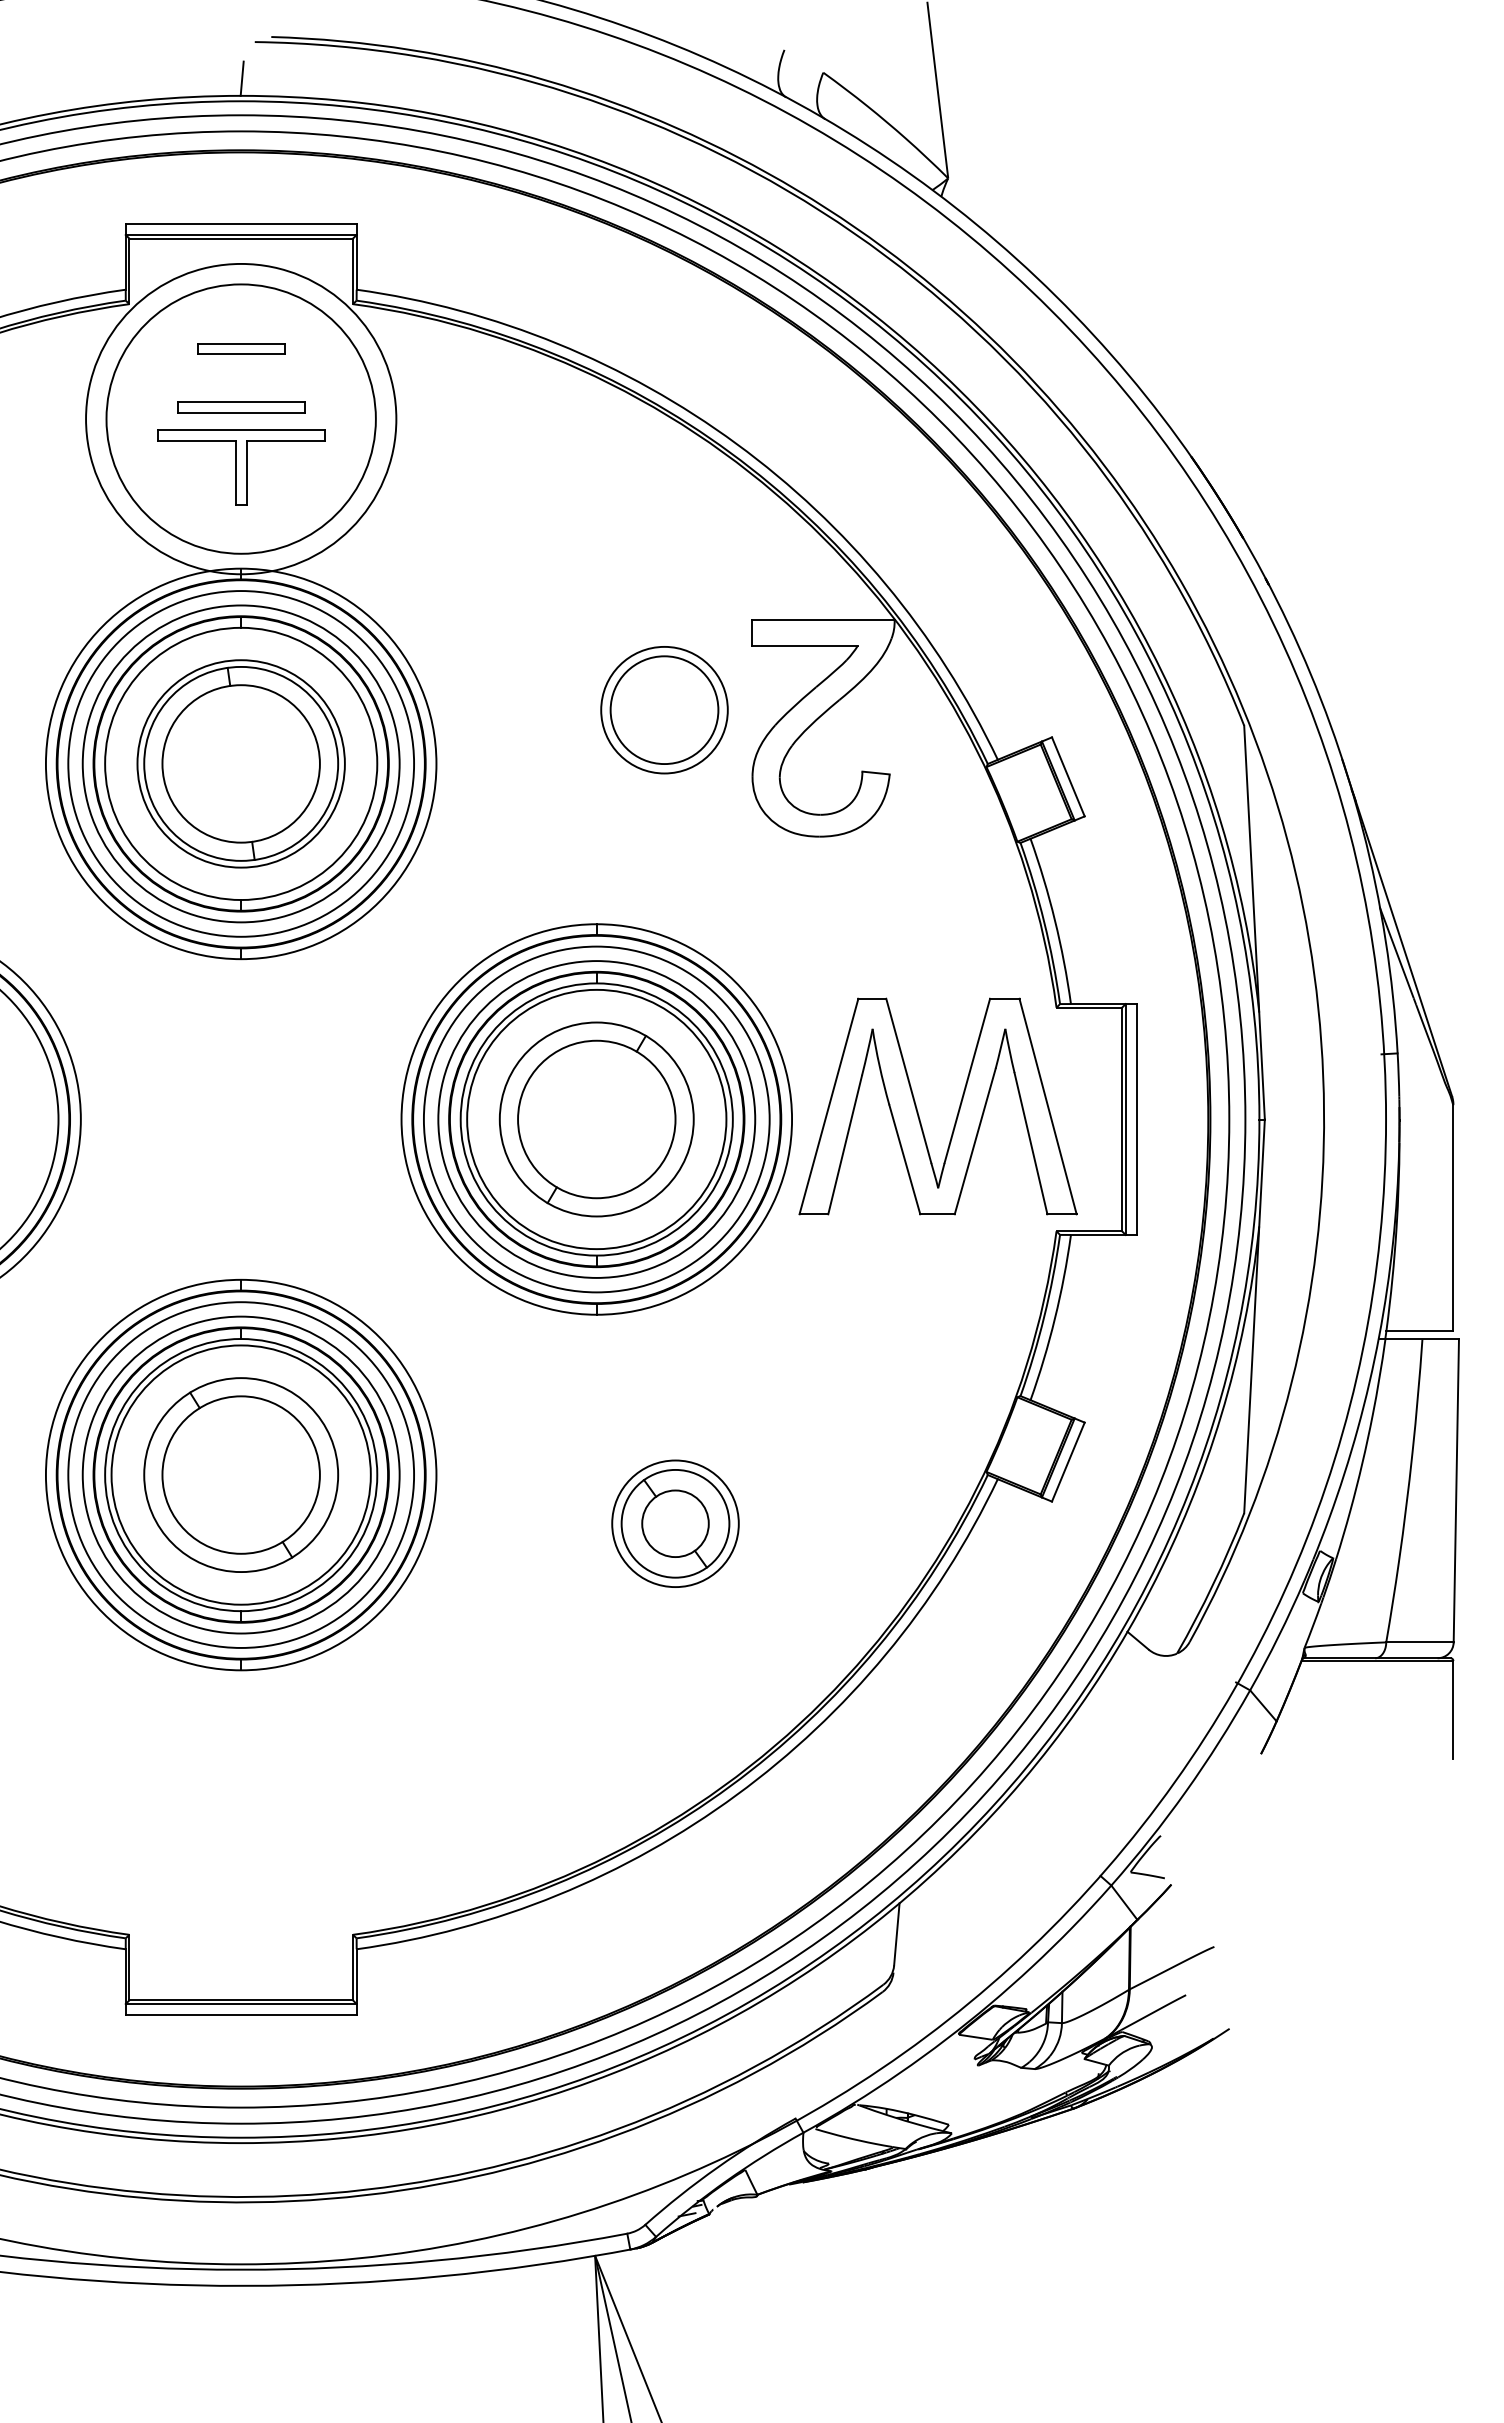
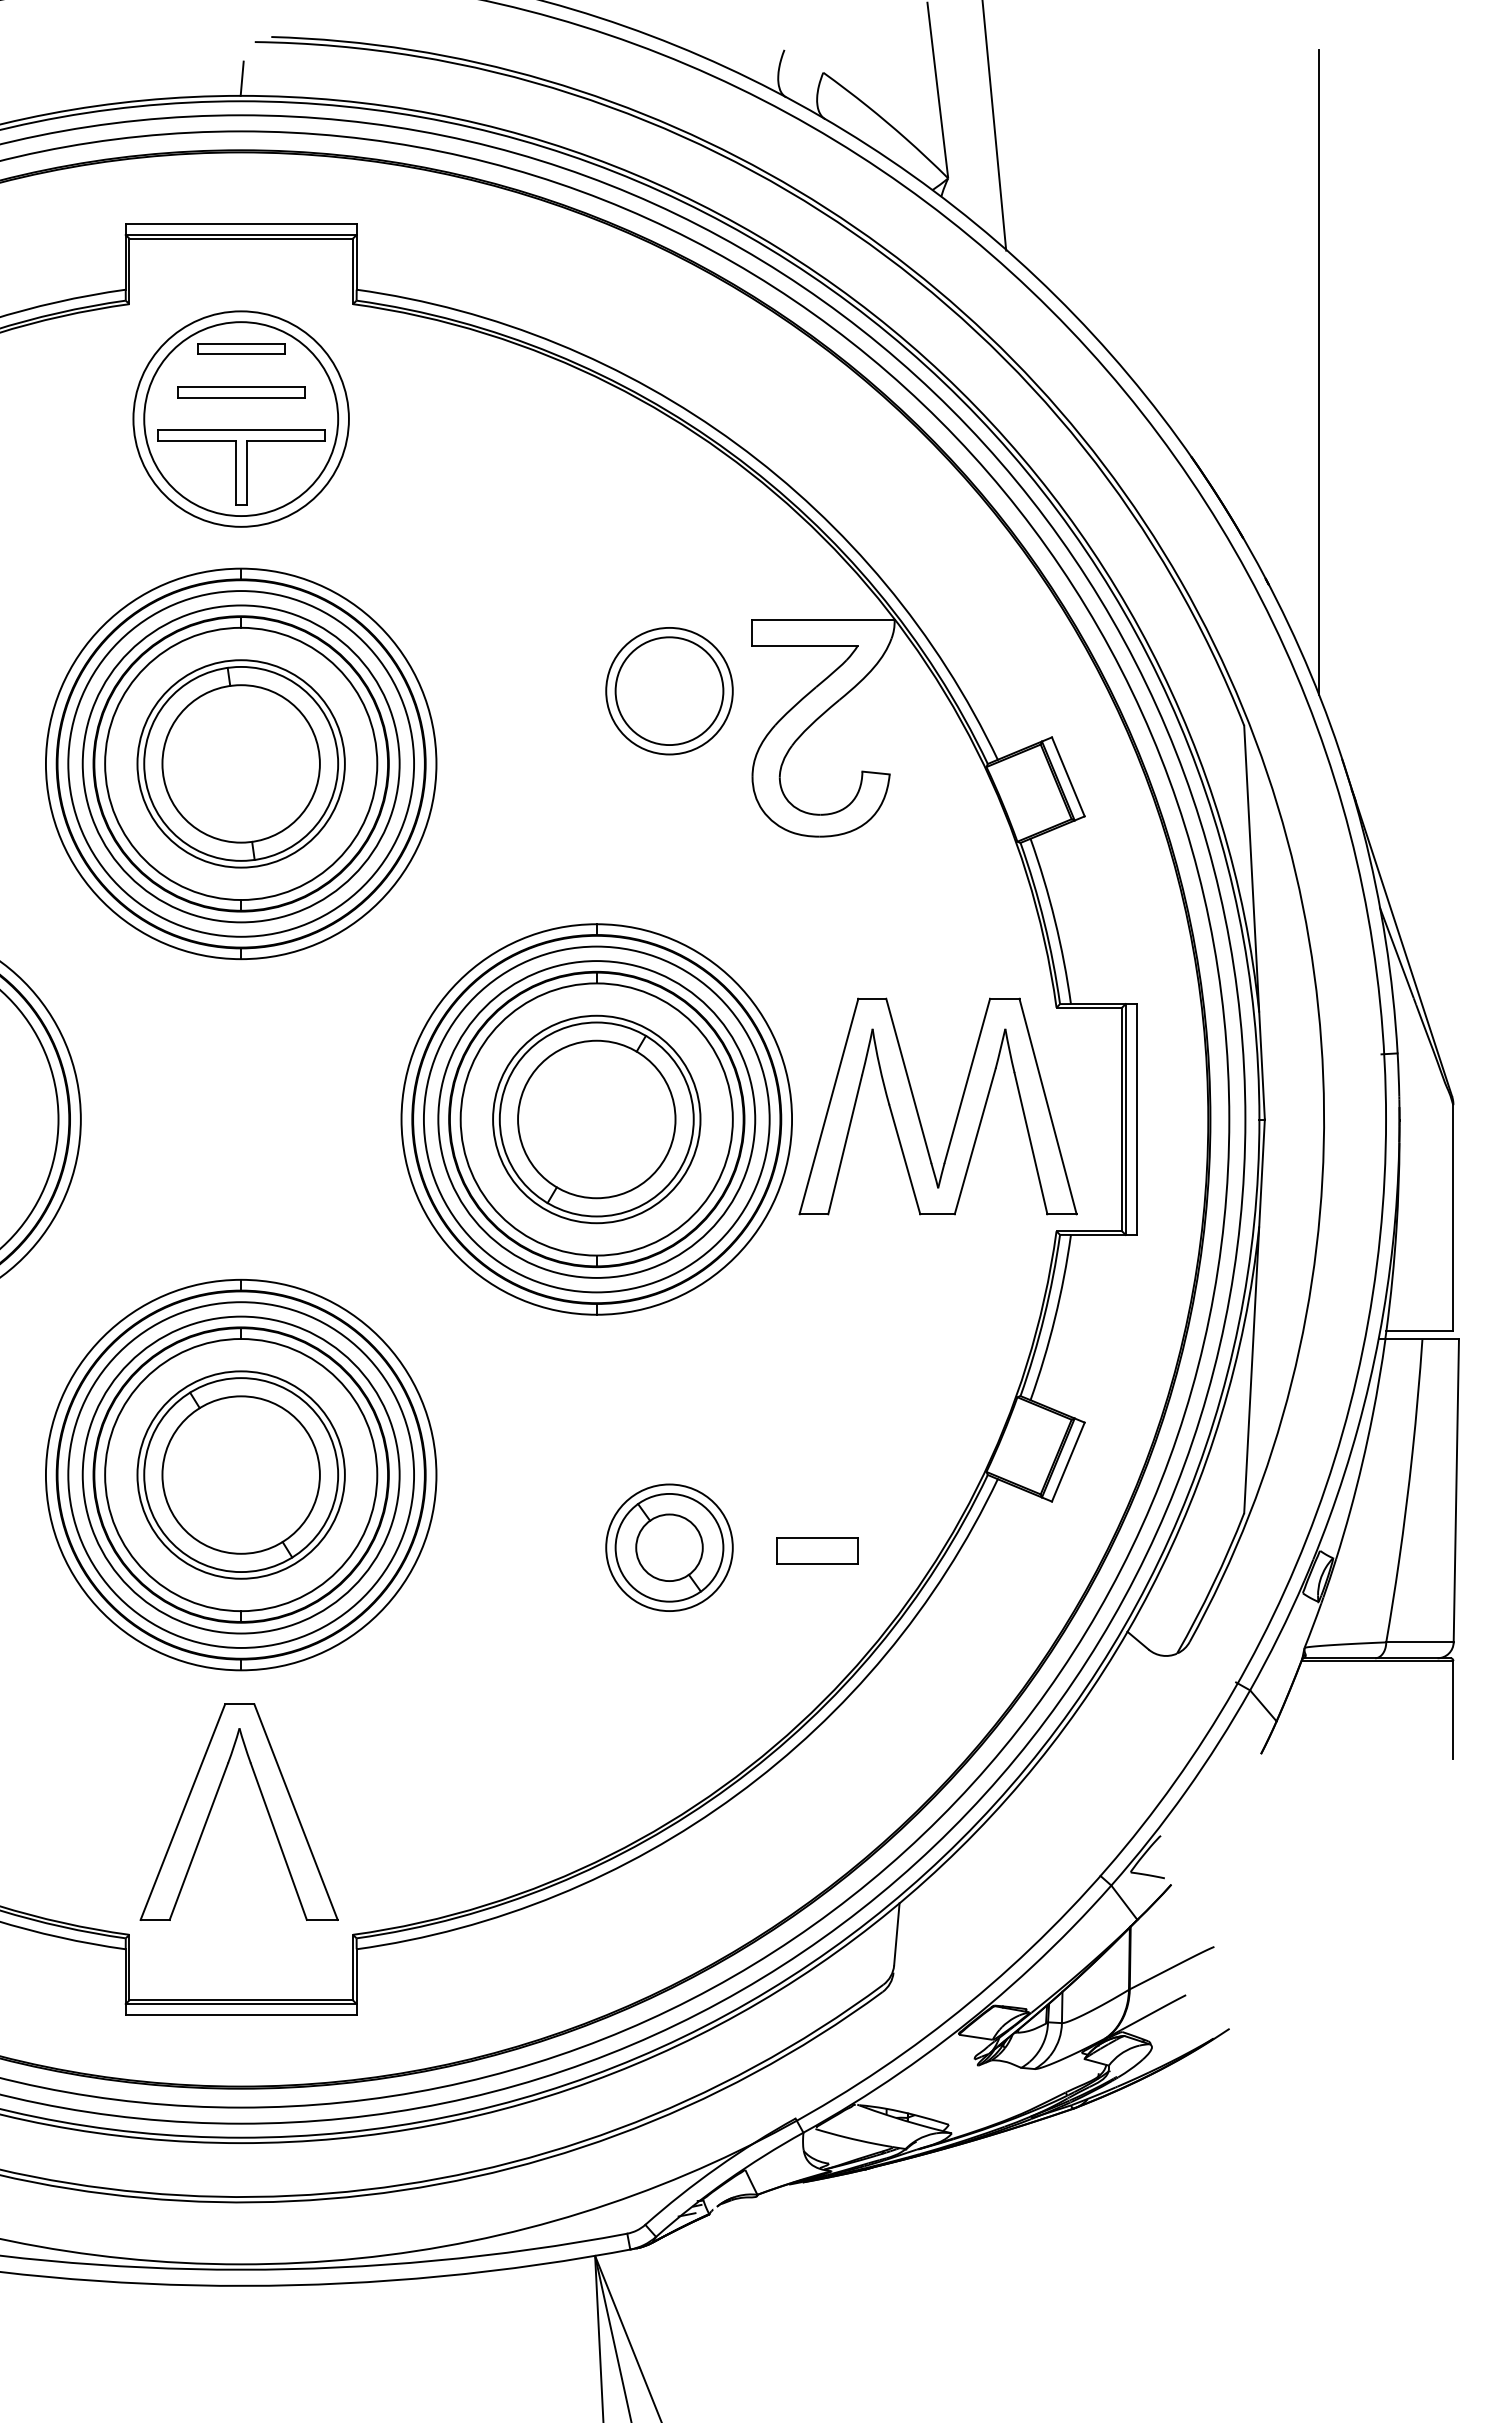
line: none -> present (994, 126)
line: none -> present (1318, 371)
part position: (241, 407) -> (241, 392) (241, 392)
circle diameter: 269 px -> 216 px (240, 418)
circle diameter: 310 px -> 194 px (241, 419)
part position: (664, 710) -> (669, 691) (669, 691)
circle diameter: 259 px -> 207 px (596, 1119)
circle diameter: 259 px -> 207 px (240, 1474)
part position: (675, 1523) -> (669, 1547) (669, 1547)
part: none -> present (817, 1550)
part: none -> present (214, 1803)
